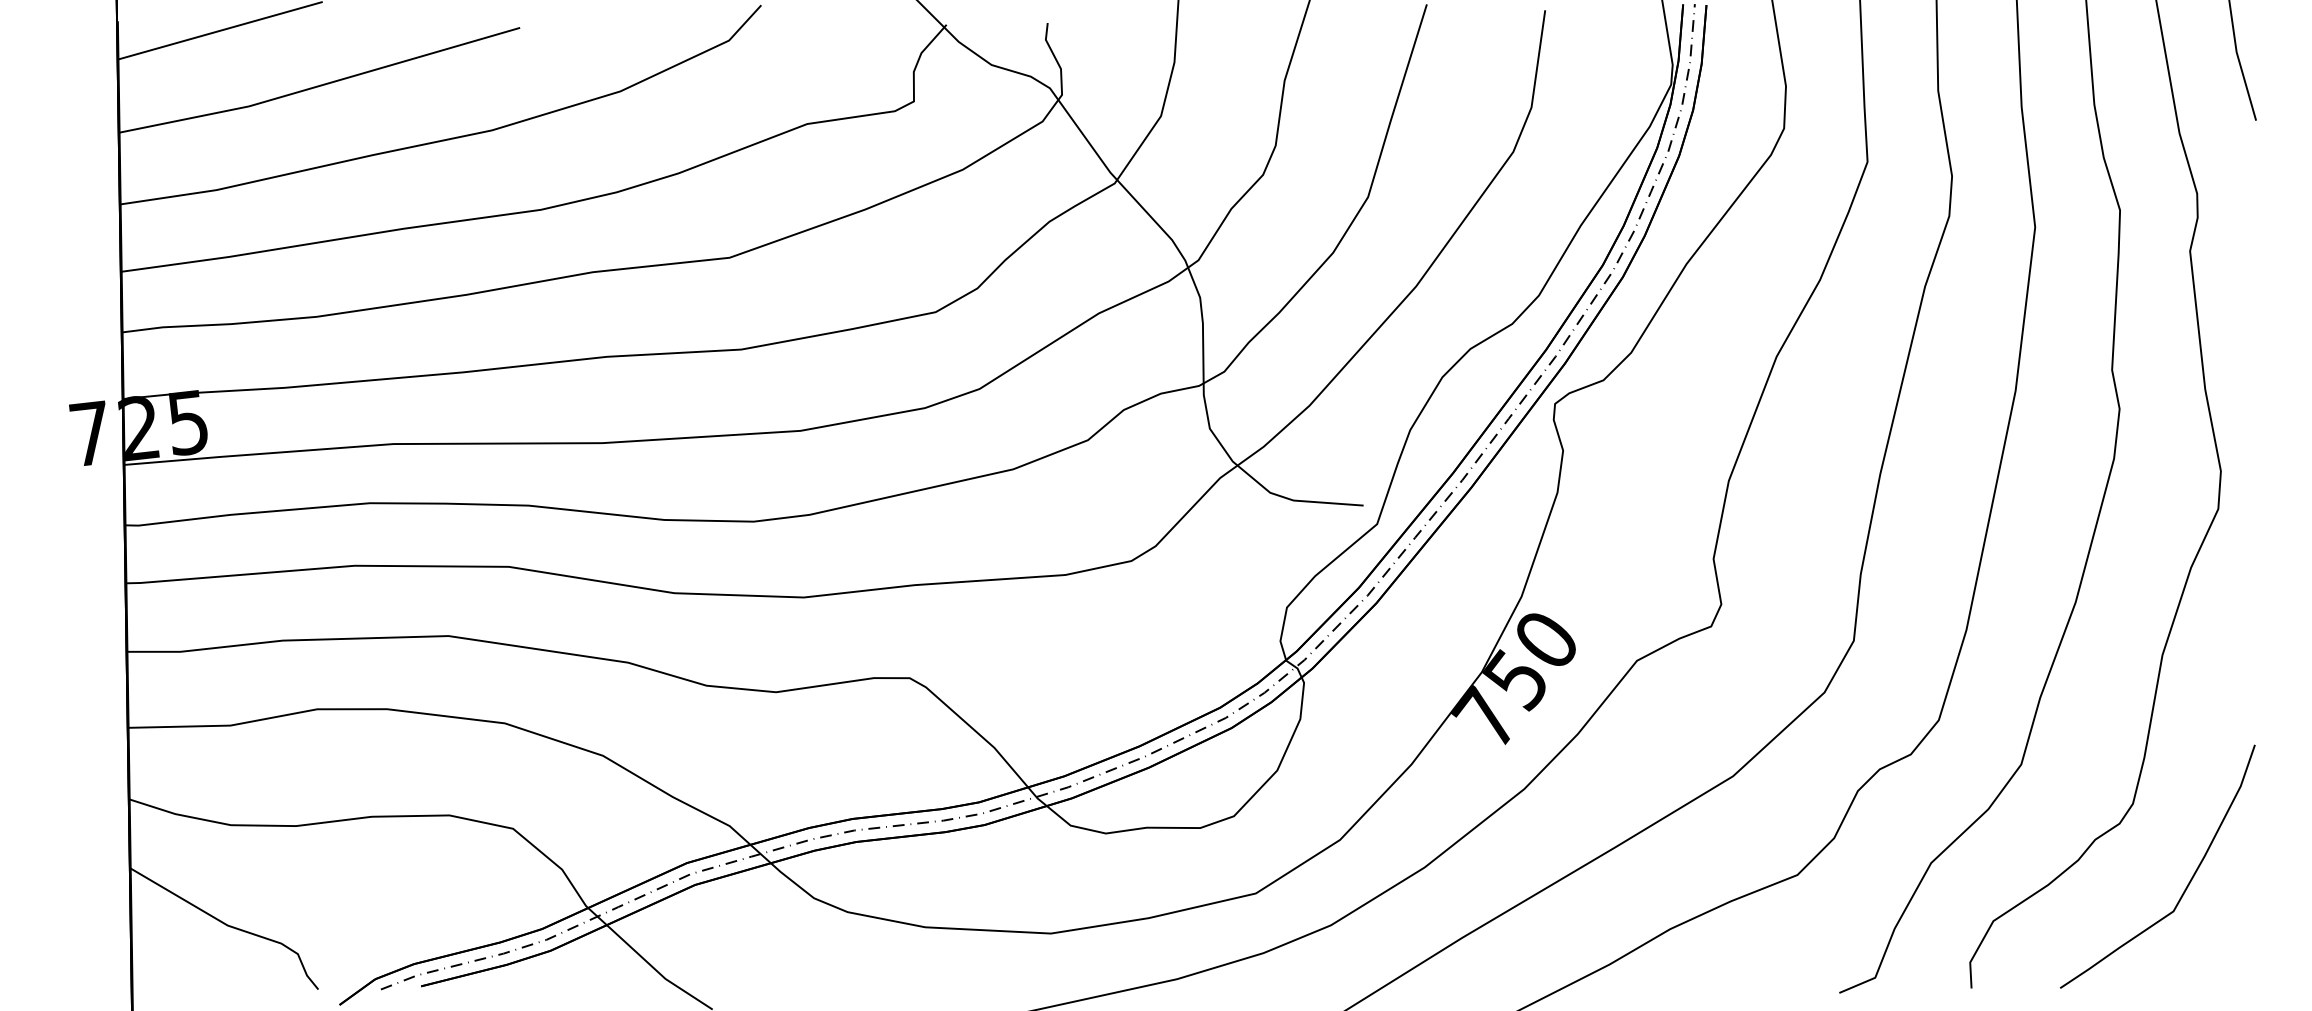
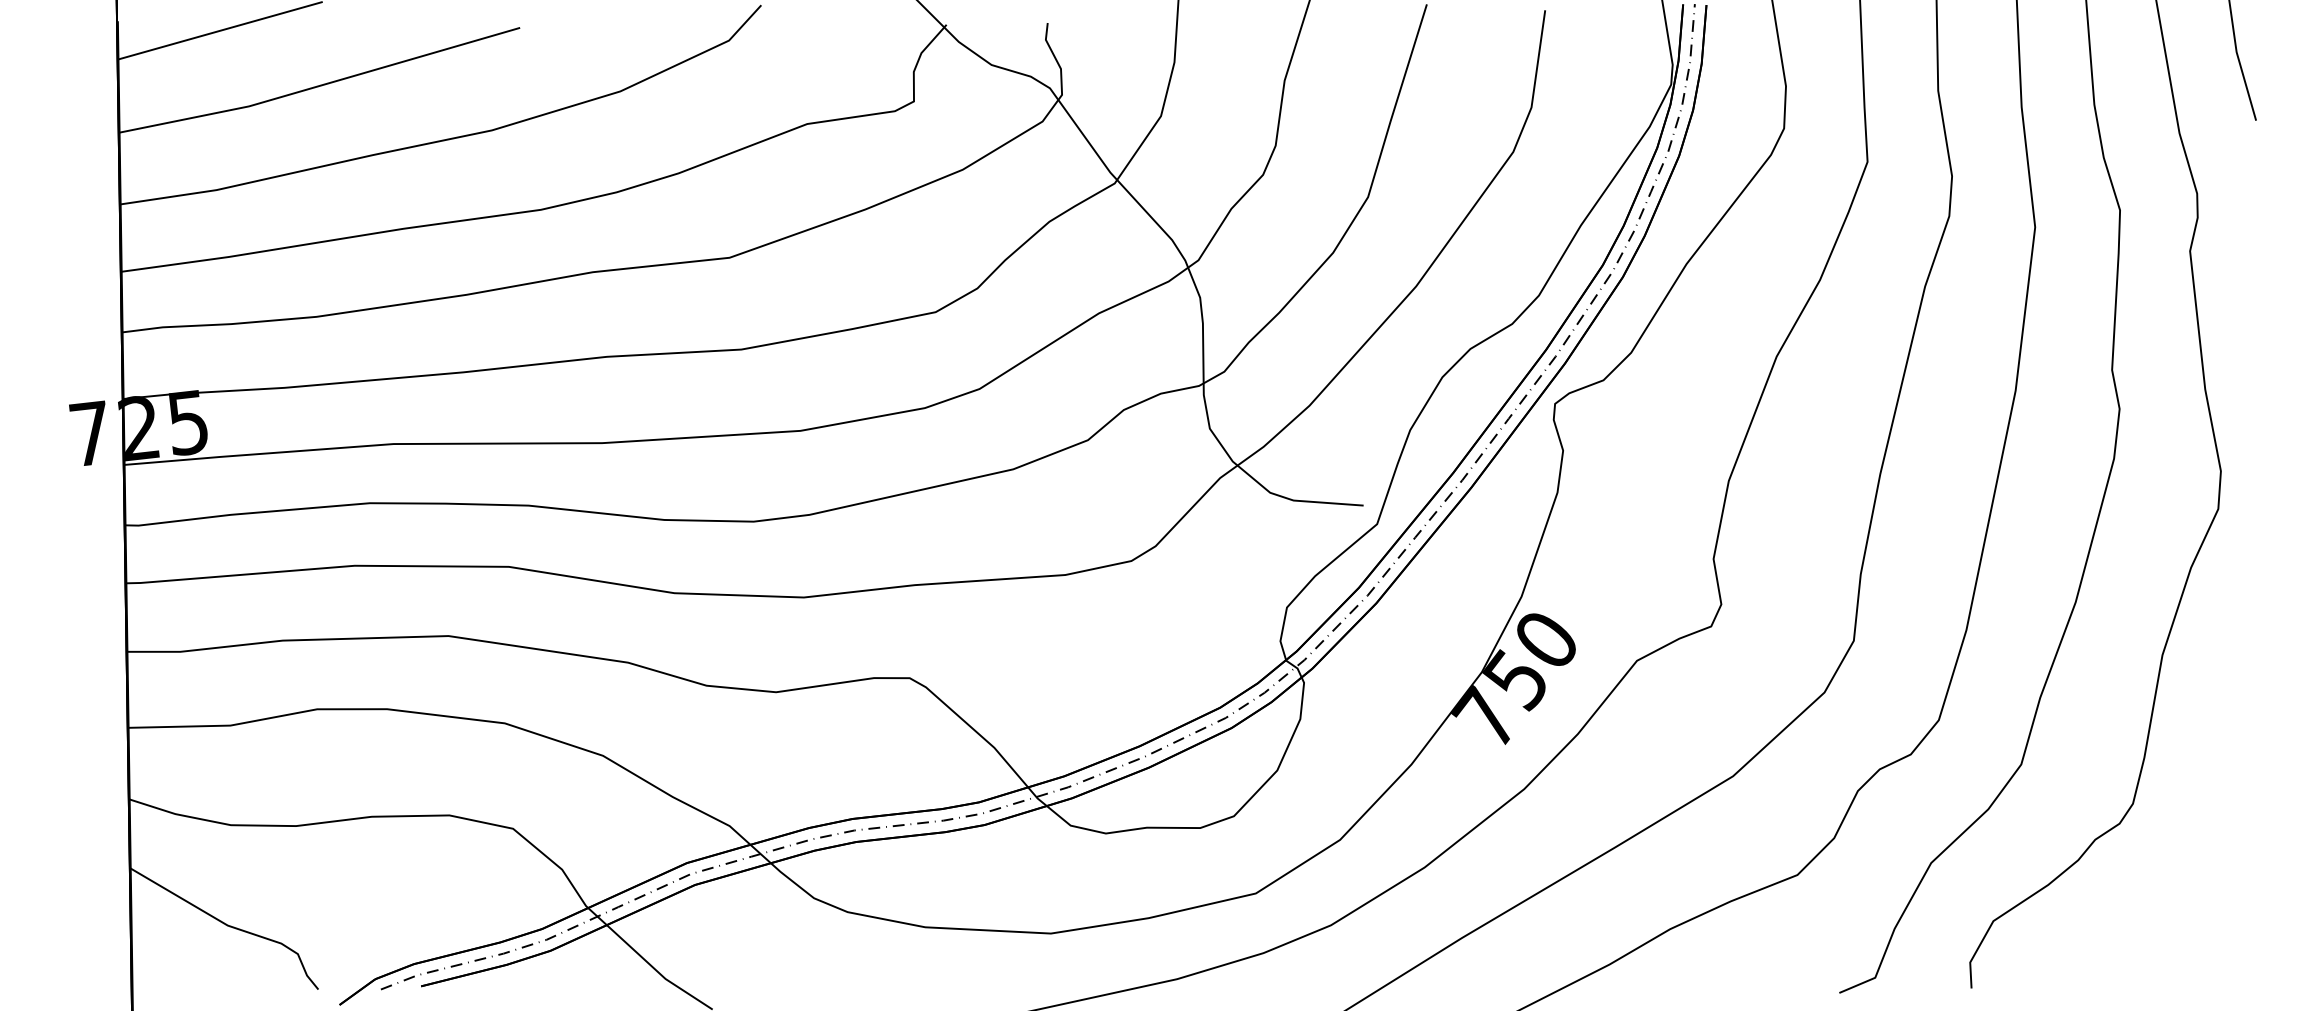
curve: present -> none (2188, 882)
